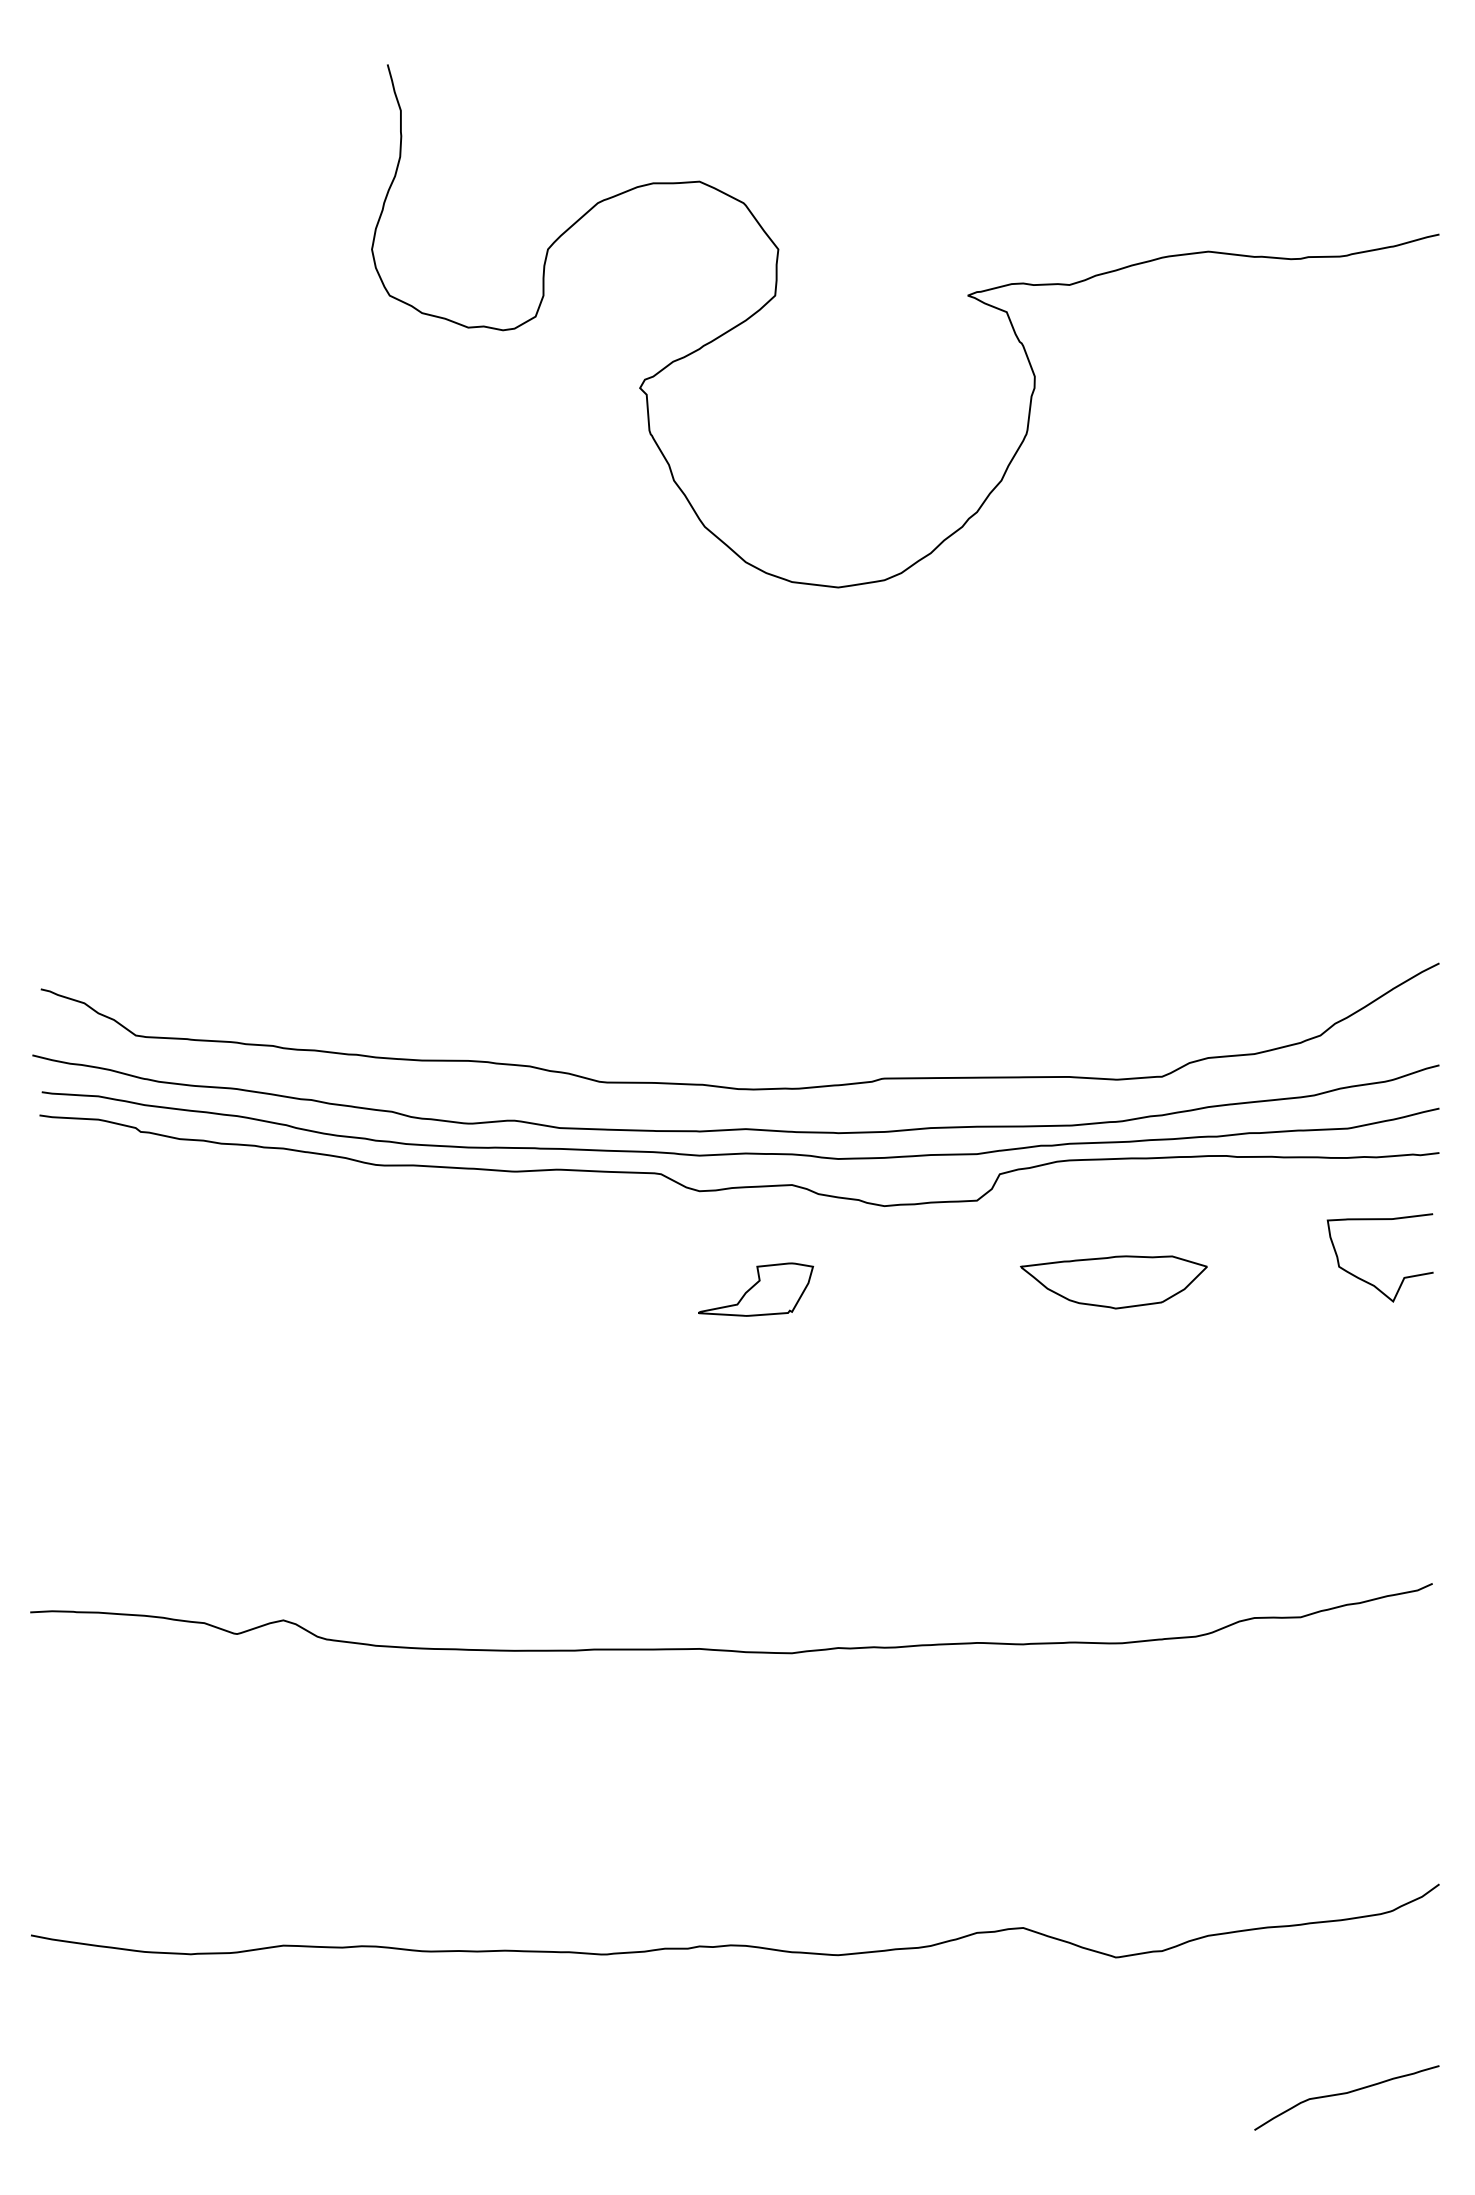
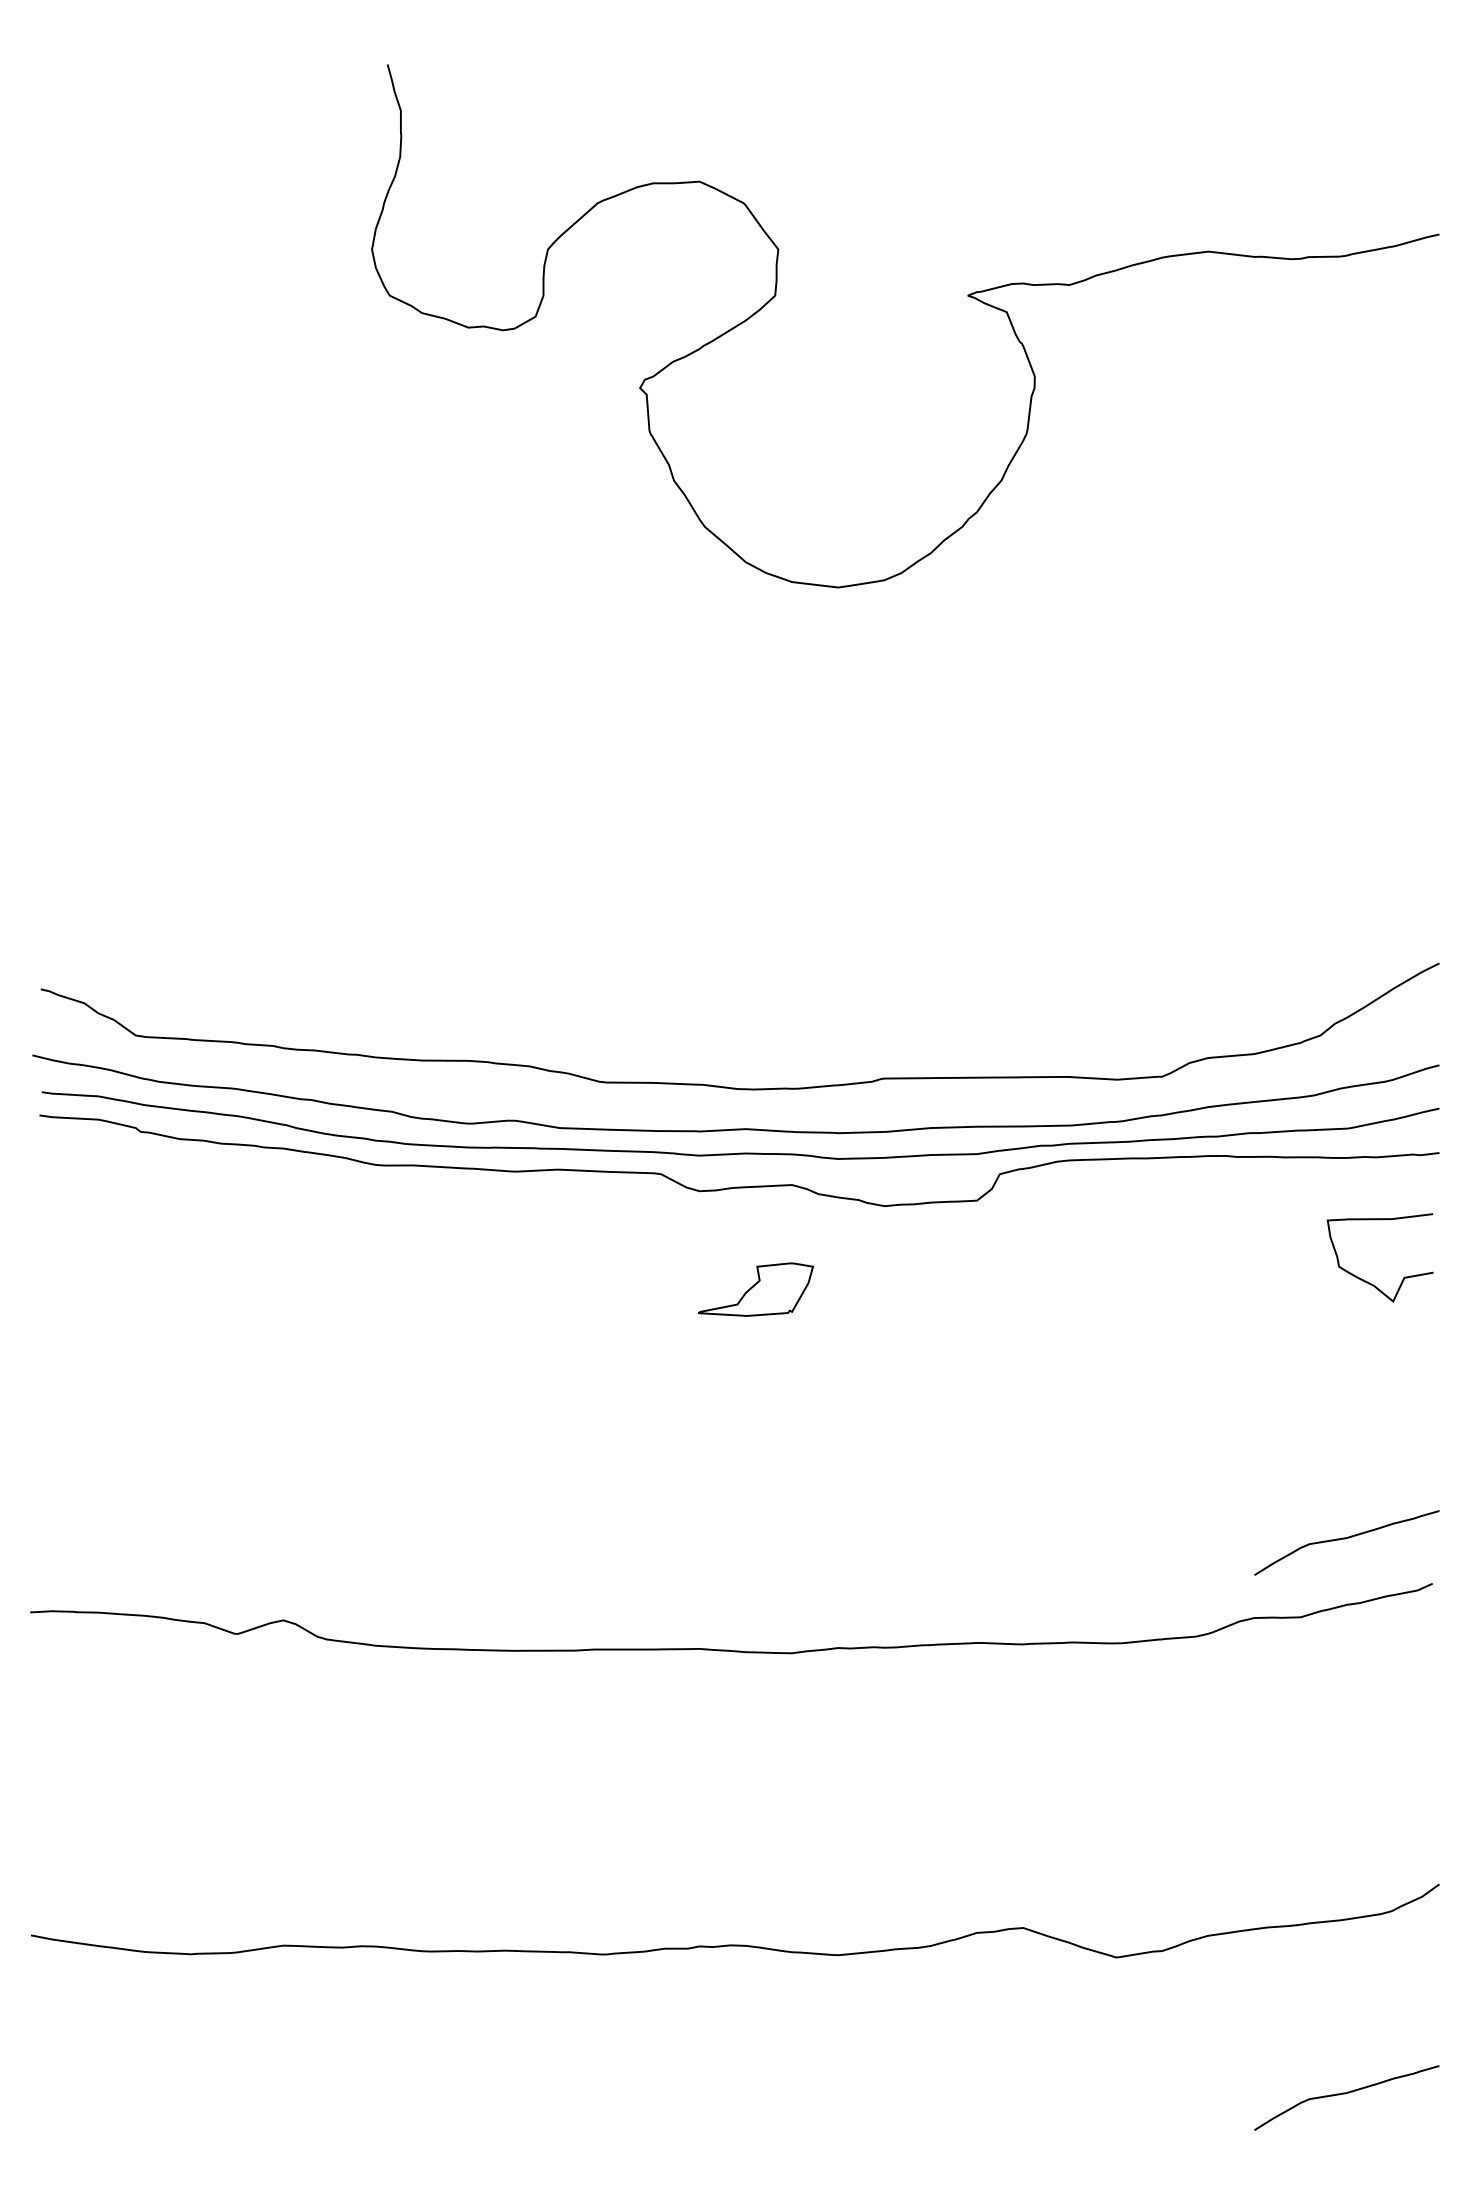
part: present -> none (1113, 1282)
curve: none -> present (1345, 1539)
